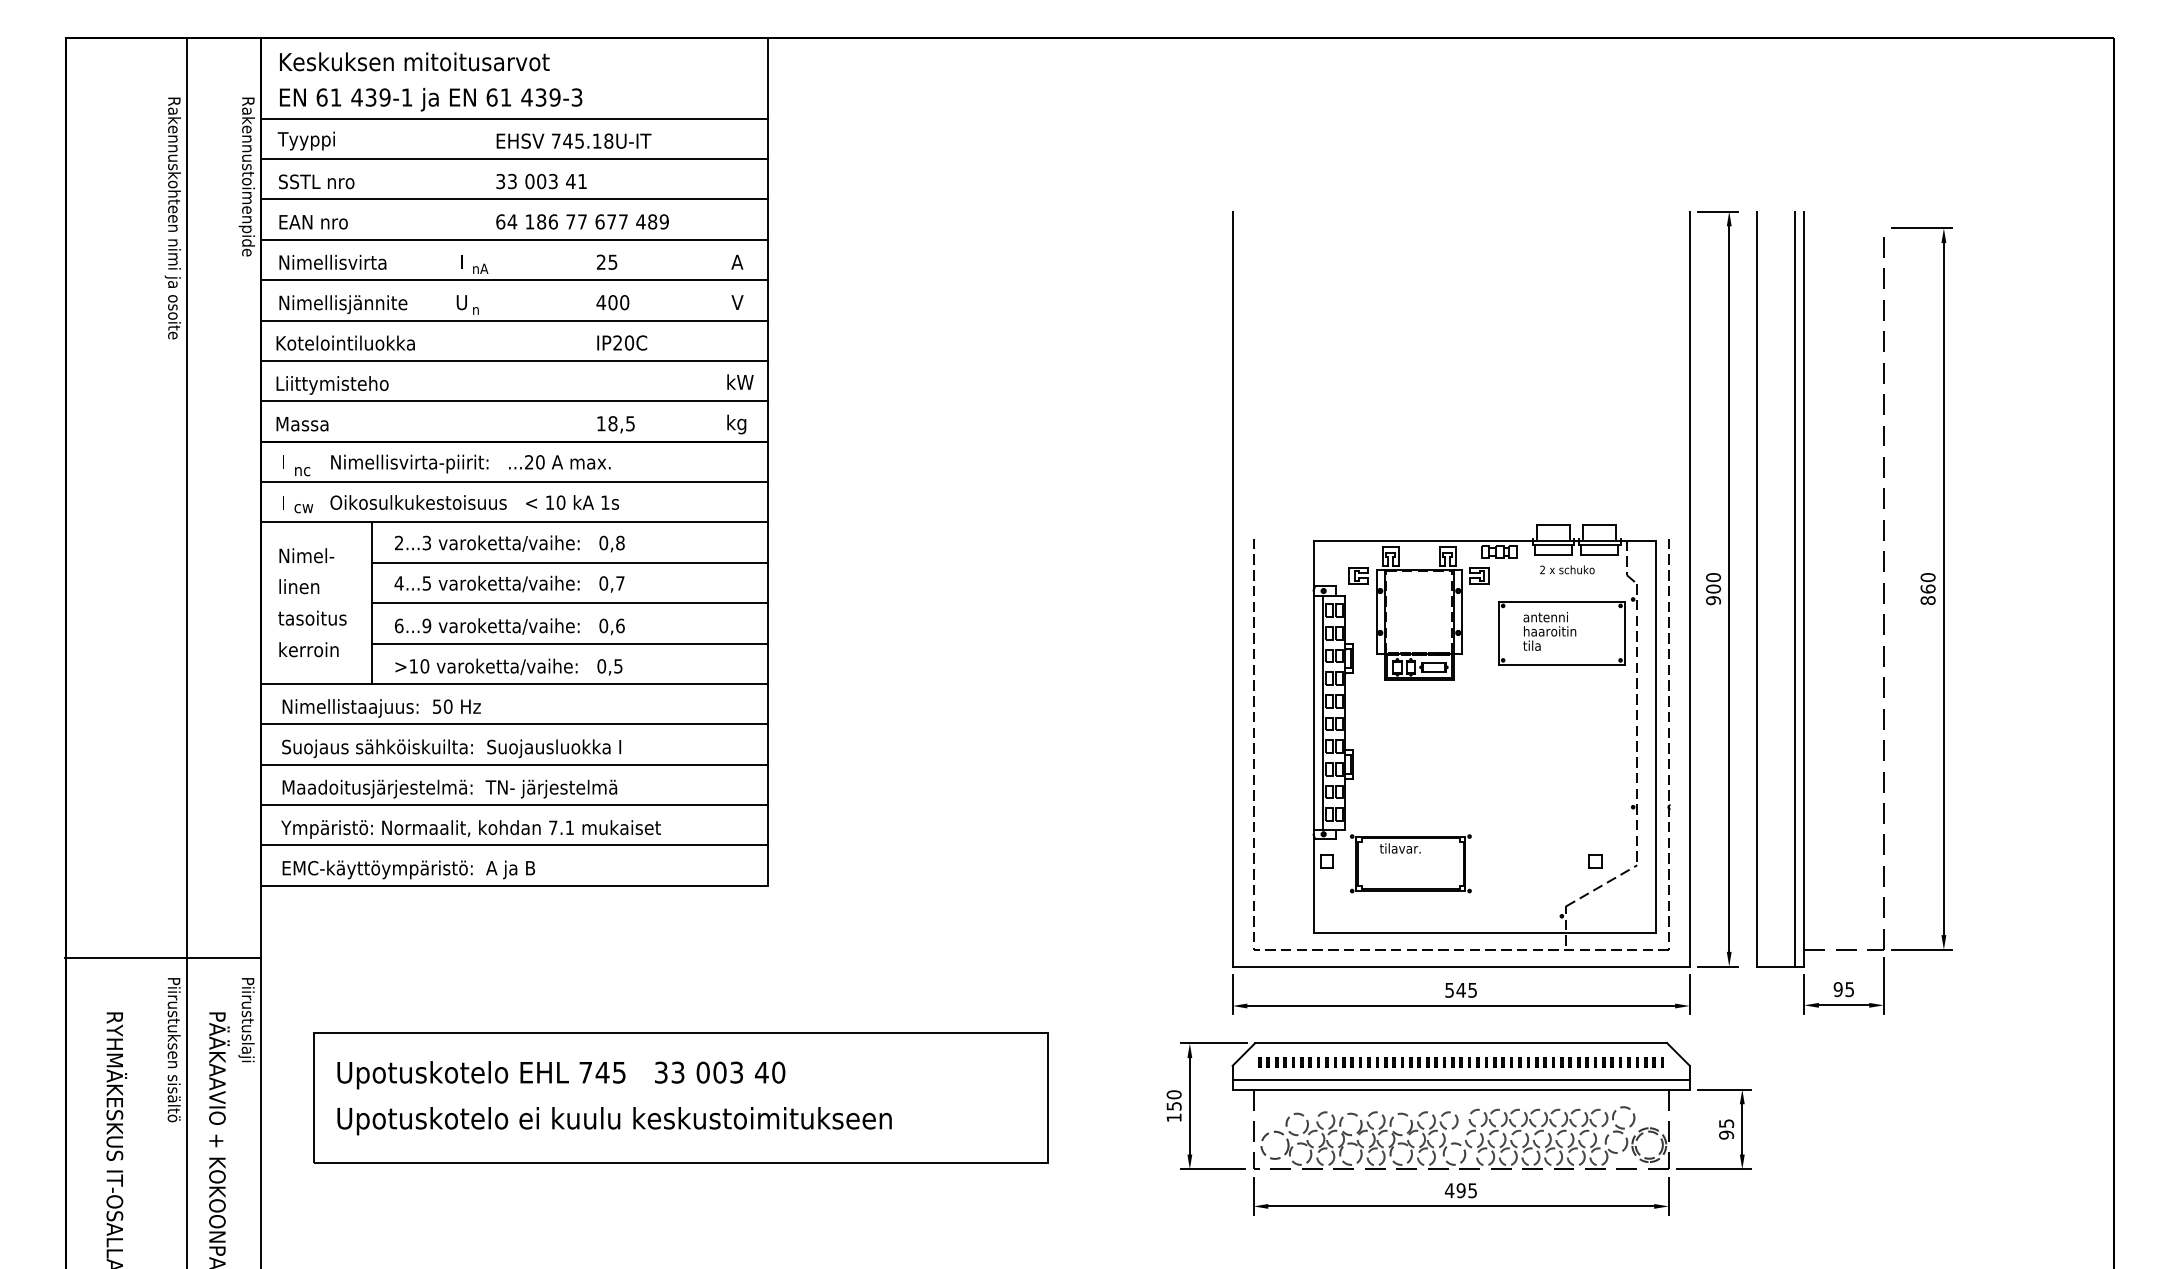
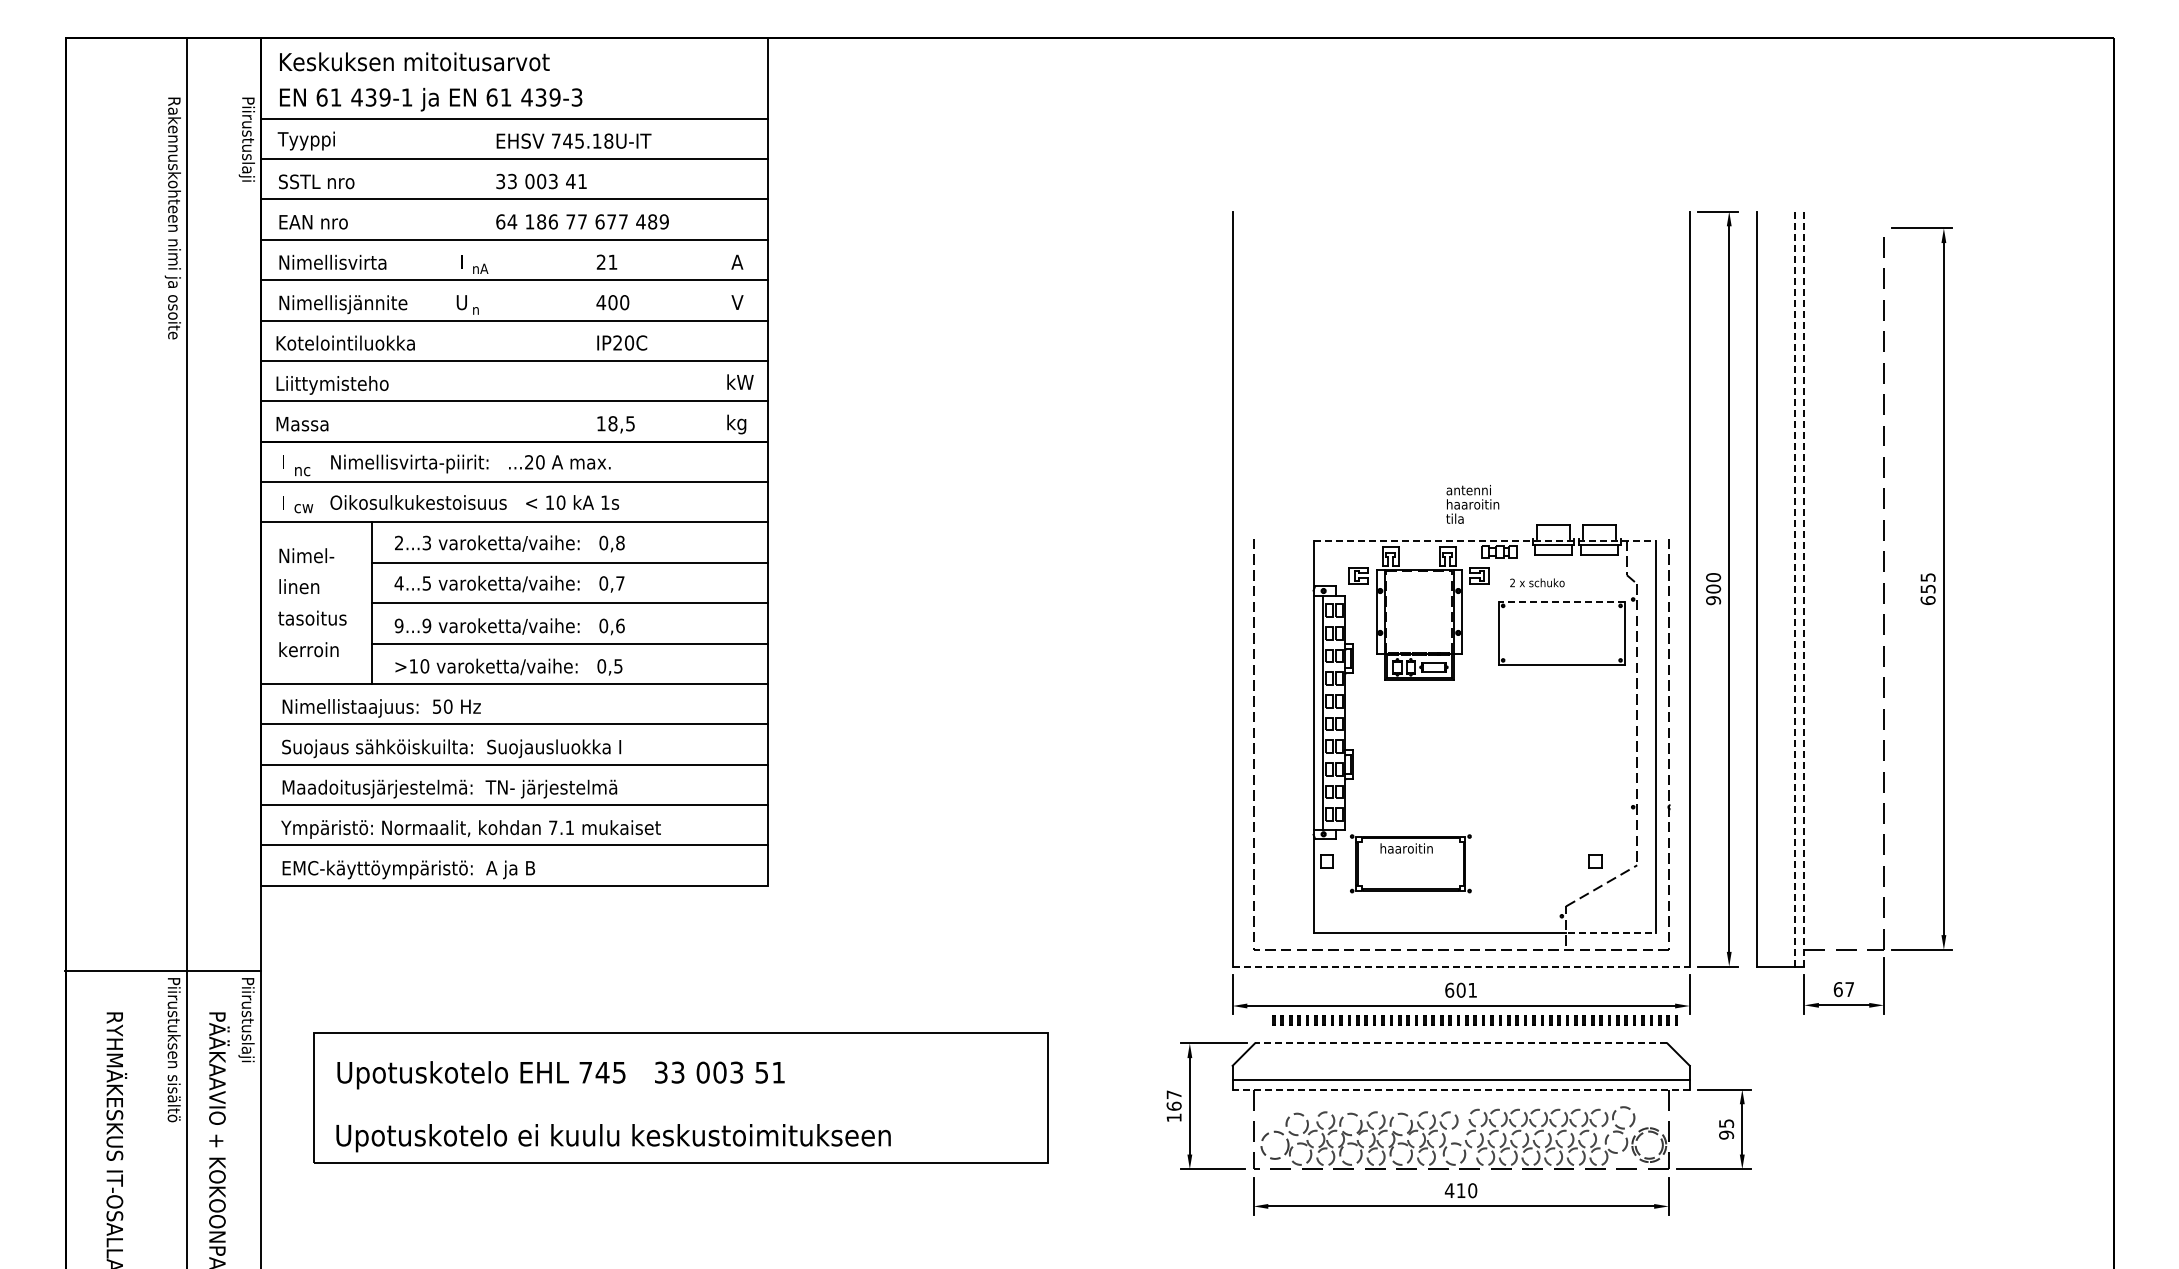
text: Rakennustoimenpide -> Piirustuslaji (246, 177)
text: 25 -> 21 (612, 261)
line: solid -> dashed (1485, 540)
text position: (1567, 569) -> (1537, 582) (1537, 582)
line: solid -> dashed (1795, 588)
line: solid -> dashed (1804, 588)
text: 860 -> 655 (1927, 589)
line: solid -> dashed (1561, 601)
text: 6...9 -> 9...9 (398, 625)
text position: (1549, 631) -> (1472, 504) (1472, 504)
text: tilavar. -> haaroitin (1405, 848)
line: solid -> dashed (1611, 932)
line position: (162, 958) -> (162, 971) (162, 971)
line: solid -> dashed (1461, 966)
text: 545 -> 601 (1460, 989)
text: 95 -> 67 (1843, 989)
line: solid -> dashed (1460, 1043)
part position: (1460, 1062) -> (1474, 1020) (1474, 1020)
text: 40 -> 51 (769, 1072)
line: solid -> dashed (1461, 1089)
text: 150 -> 167 (1173, 1100)
text position: (614, 1121) -> (613, 1138) (613, 1138)
text: 495 -> 410 (1466, 1190)
